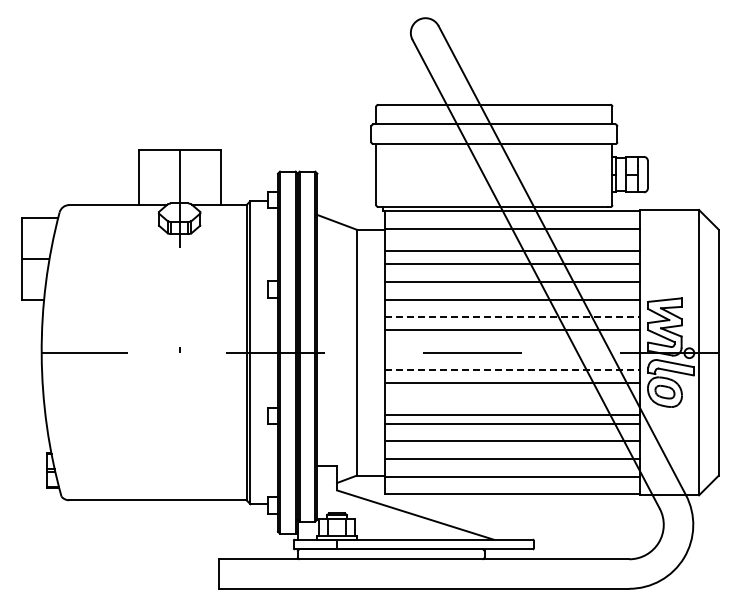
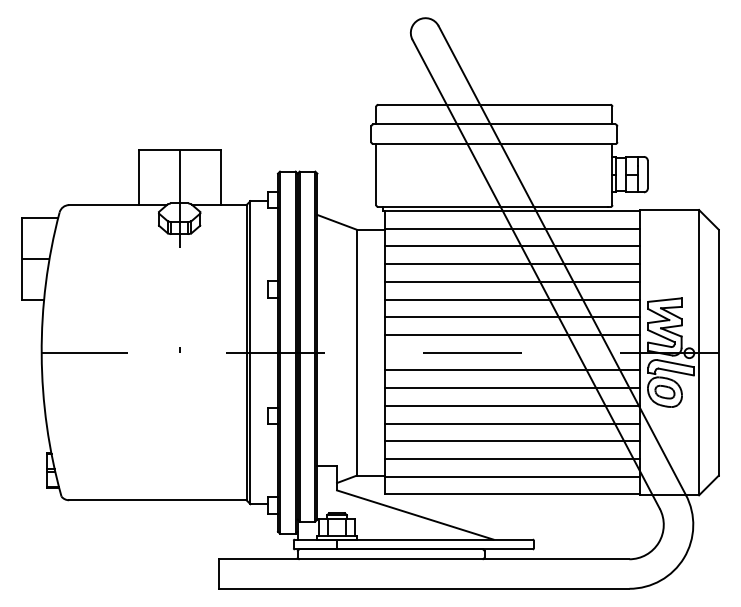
line position: (512, 251) -> (512, 246) (512, 246)
line: dashed -> solid (512, 317)
line position: (512, 329) -> (512, 334) (512, 334)
line: dashed -> solid (512, 370)
line position: (512, 383) -> (512, 388) (512, 388)
line position: (512, 414) -> (512, 405) (512, 405)
